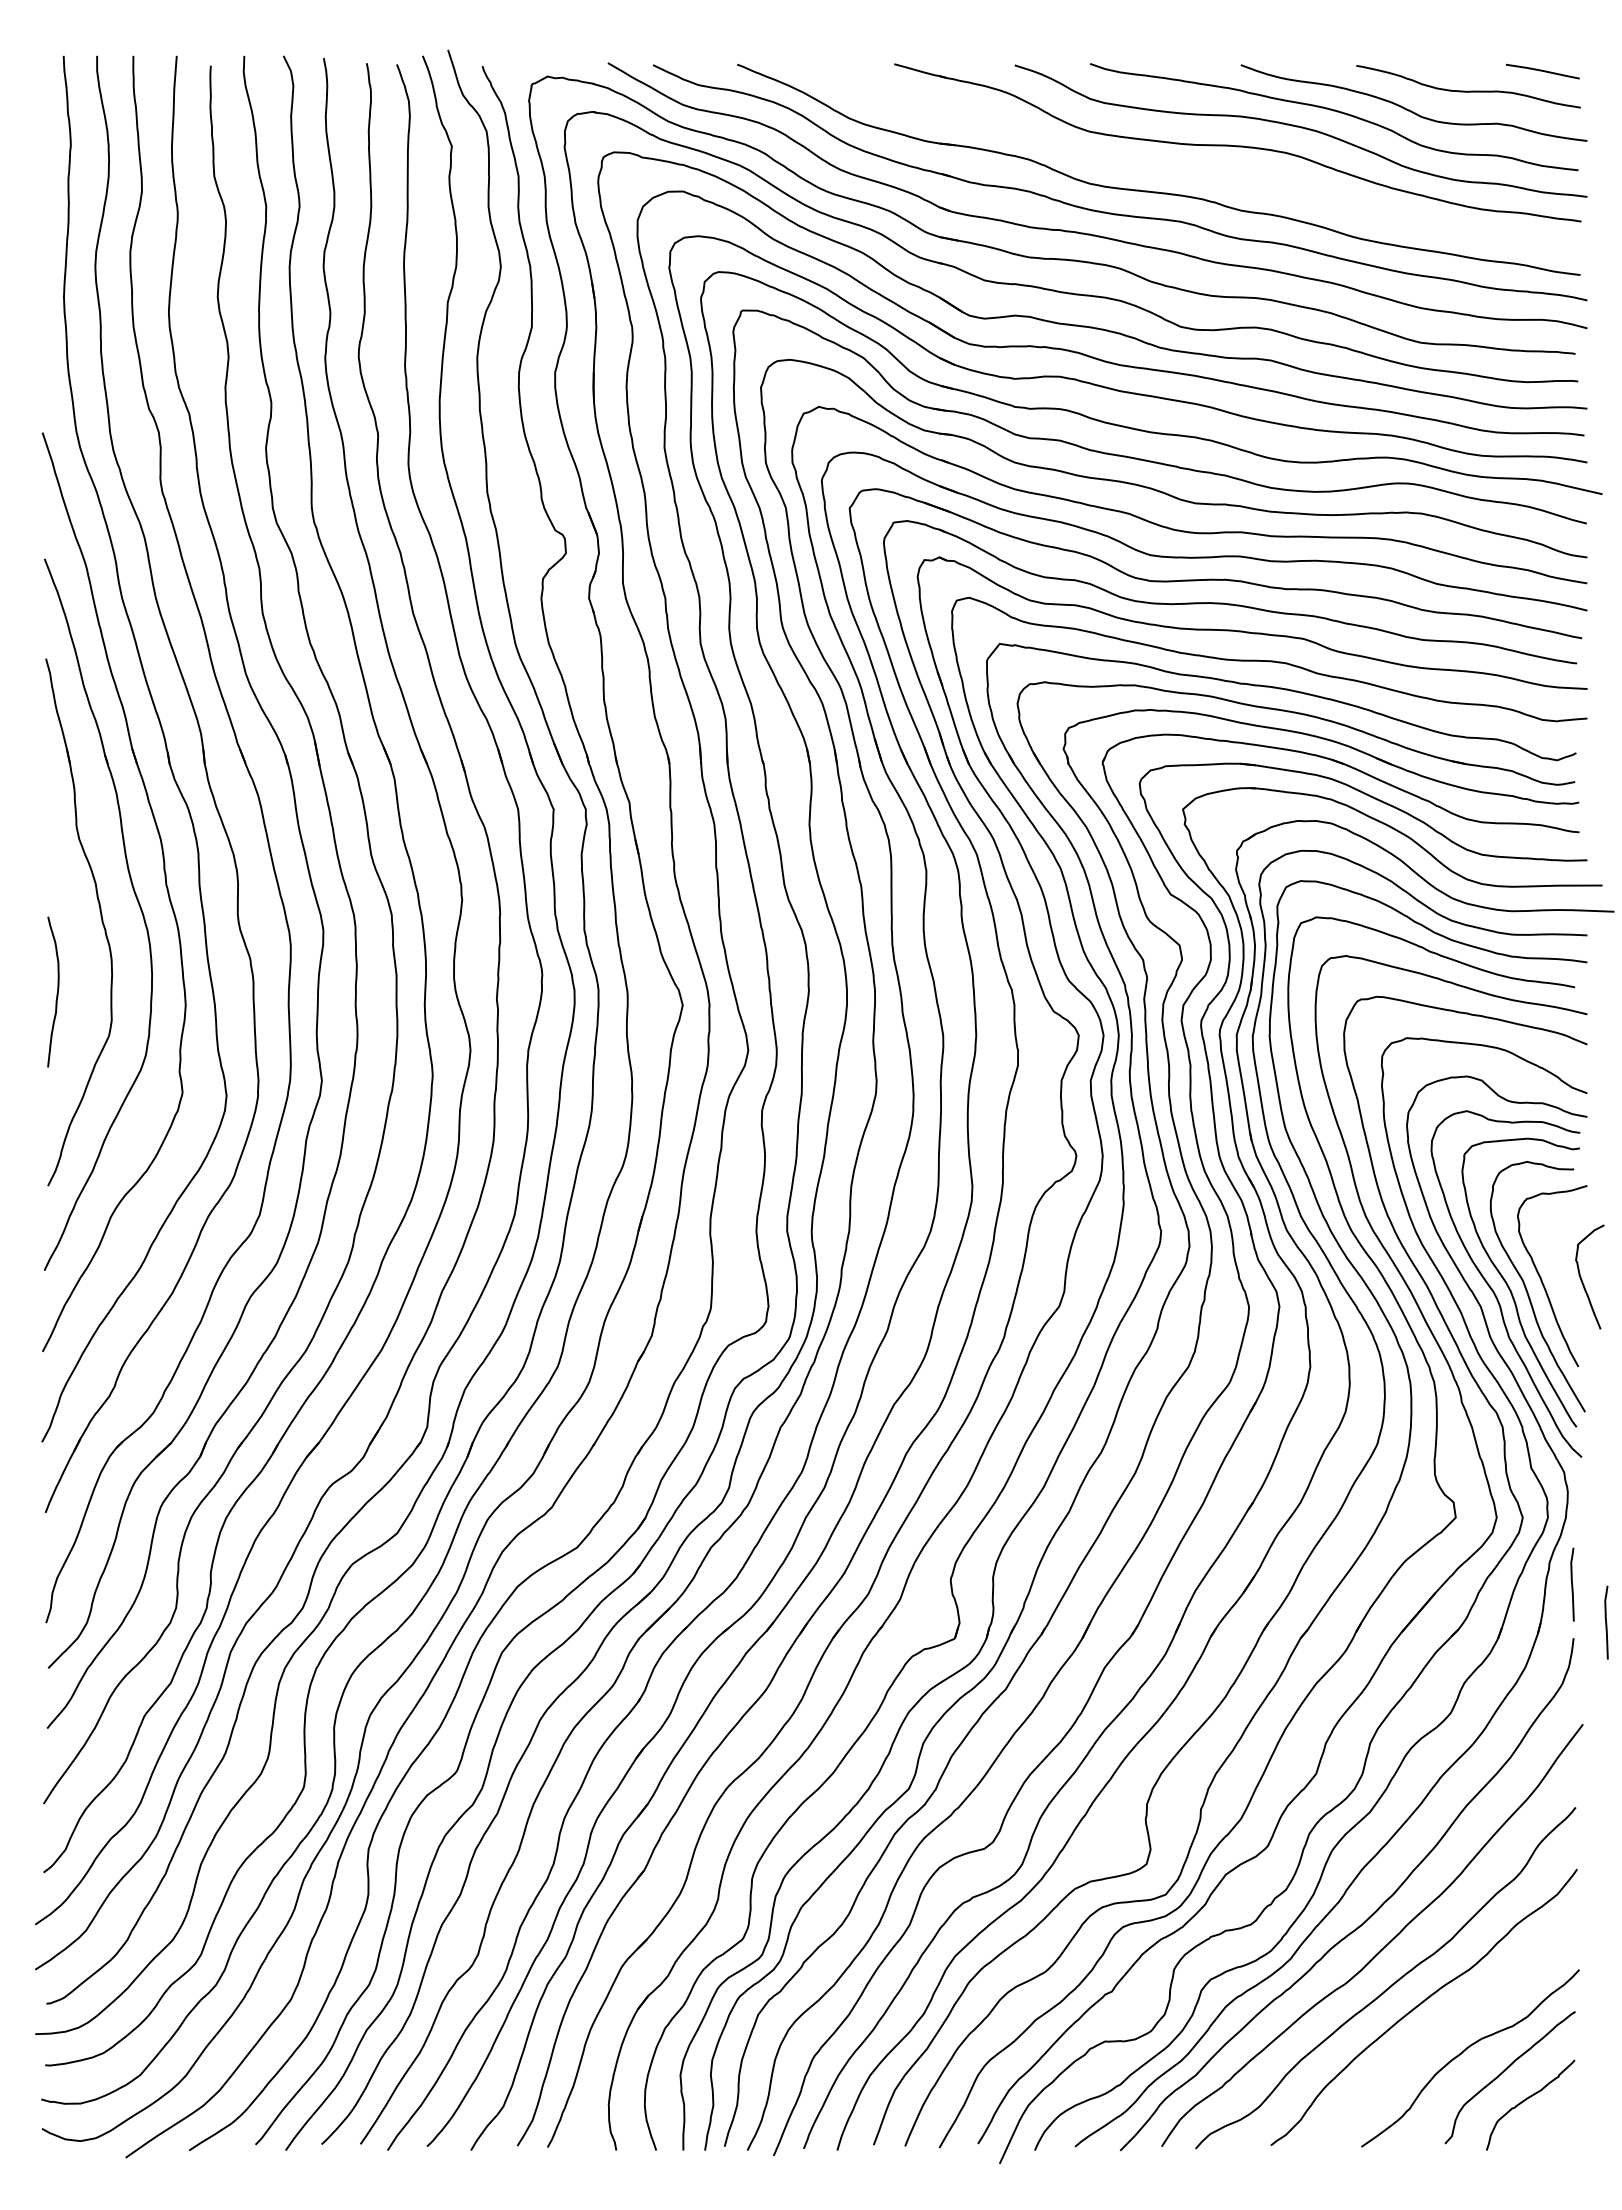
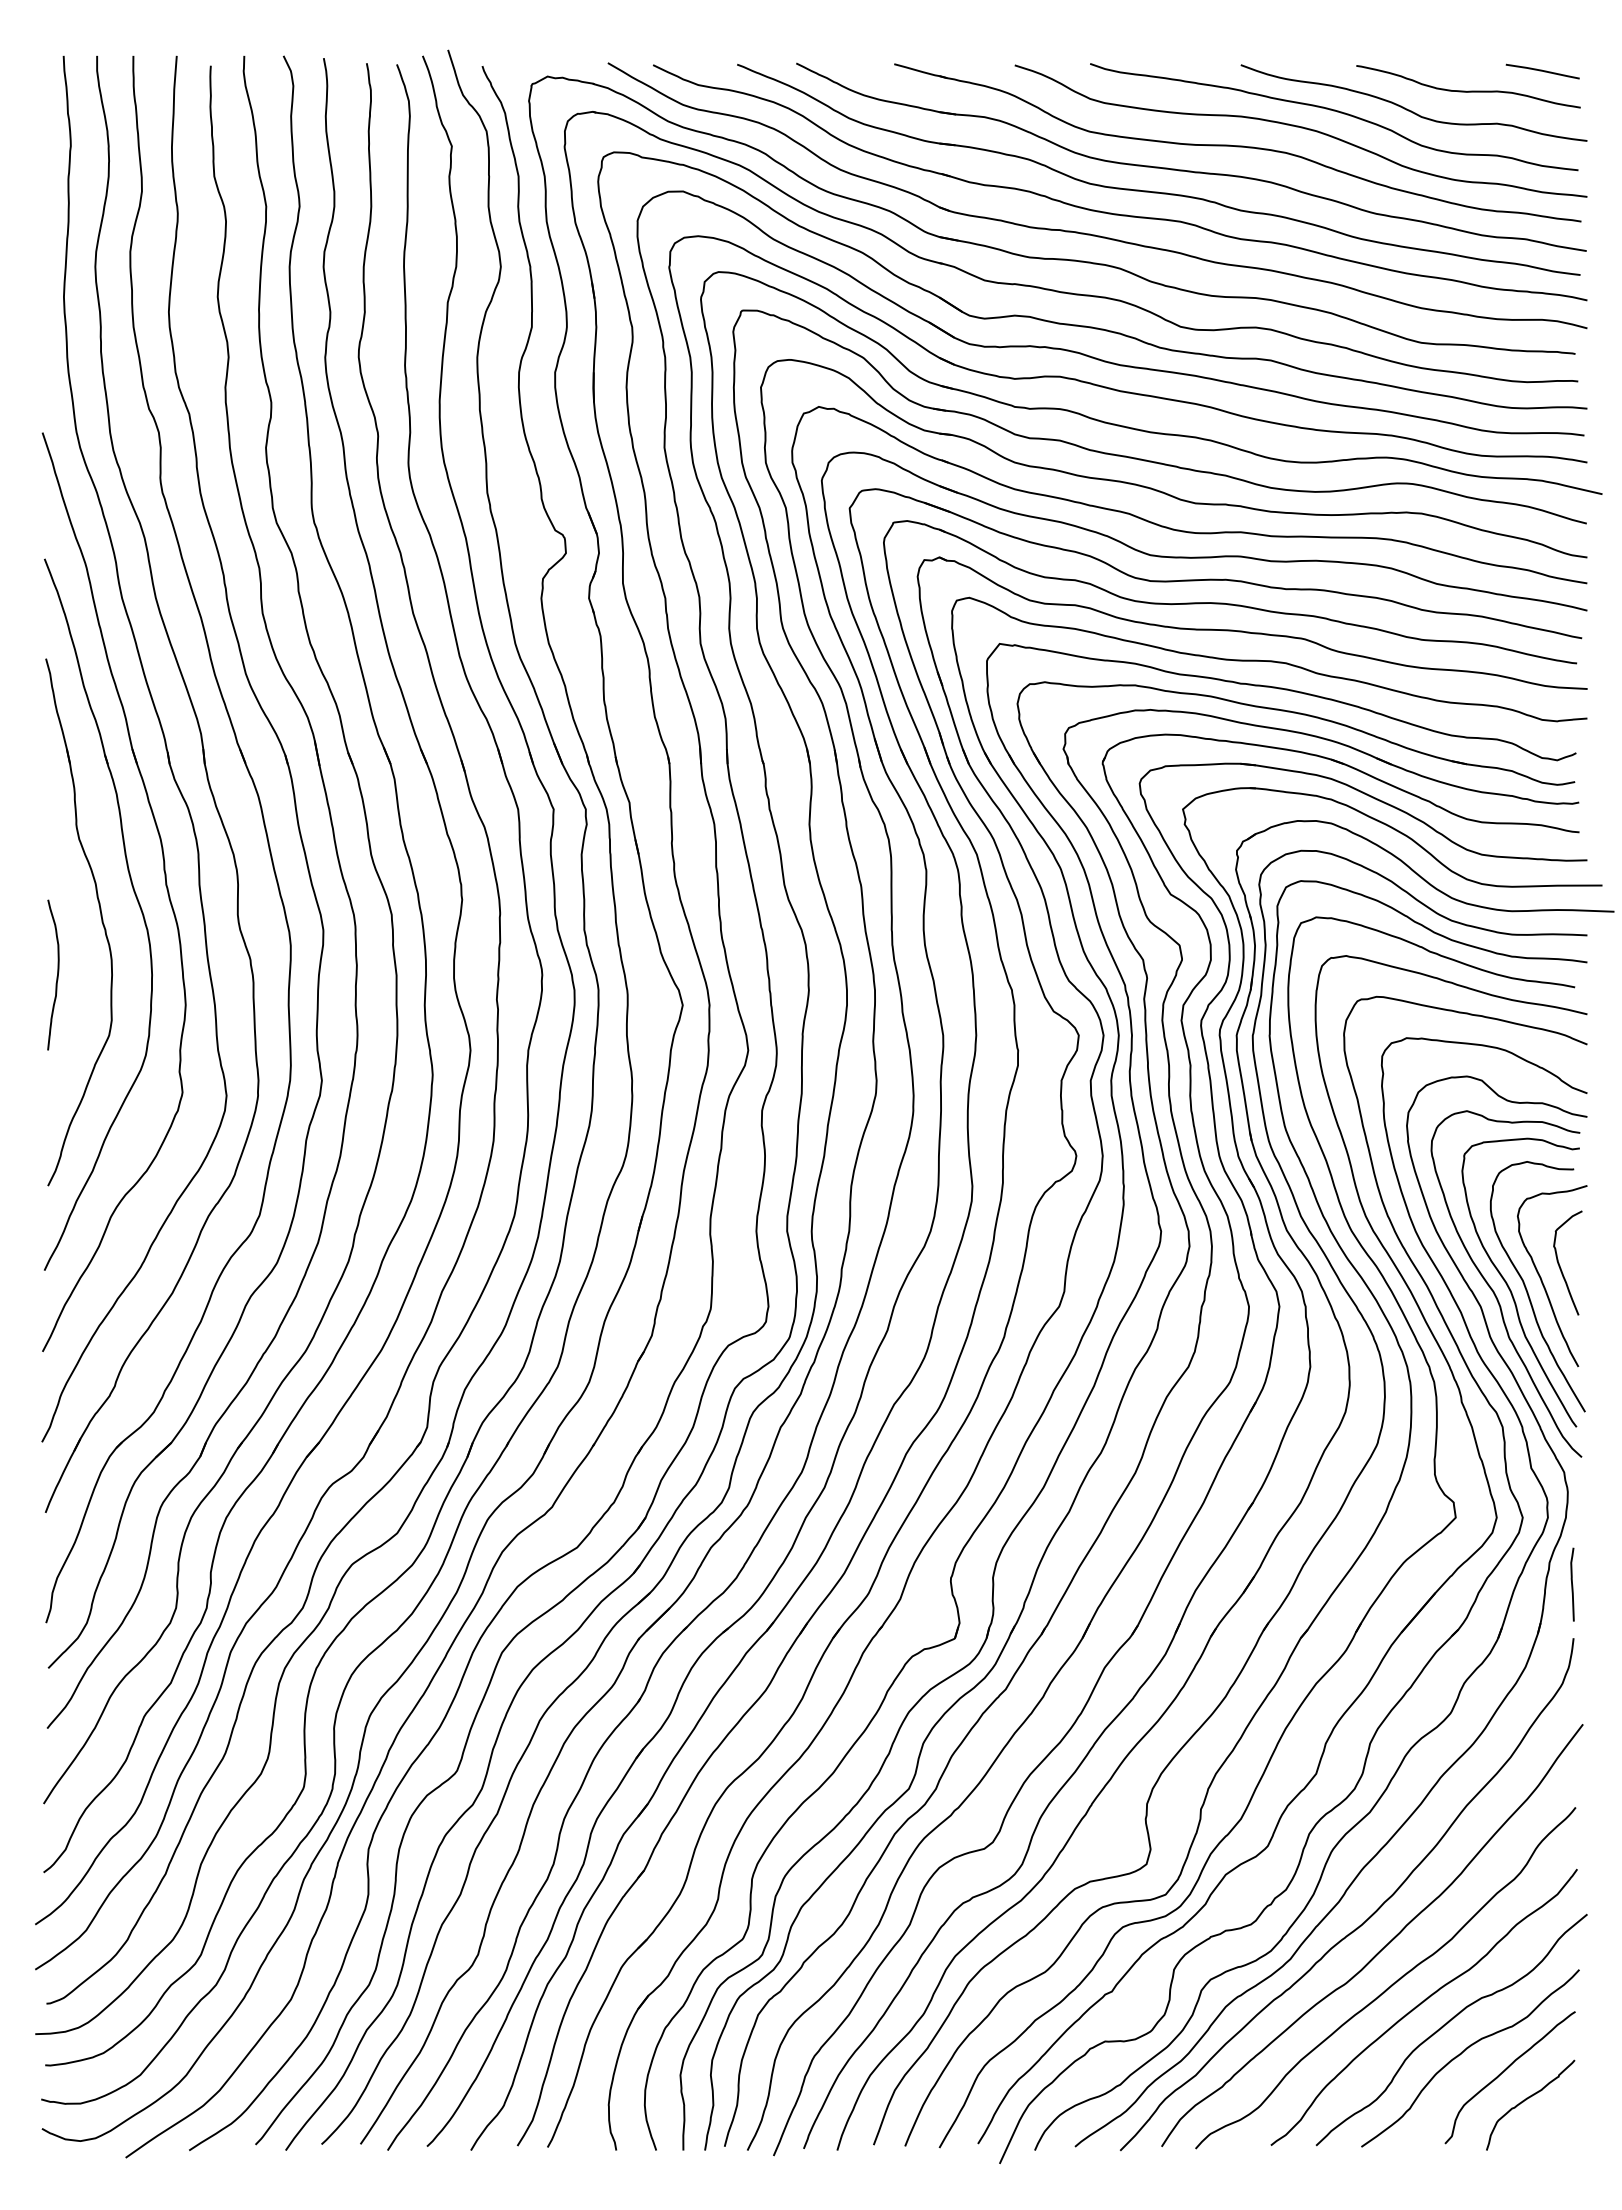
part: none -> present (1191, 170)
curve position: (56, 993) -> (56, 976) (56, 976)
curve position: (1582, 1279) -> (1560, 1265) (1560, 1265)
curve: present -> none (1606, 1622)
curve: none -> present (1447, 2024)
